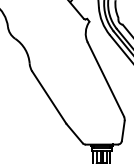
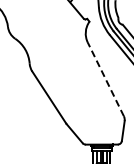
line: solid -> dashed (105, 79)
